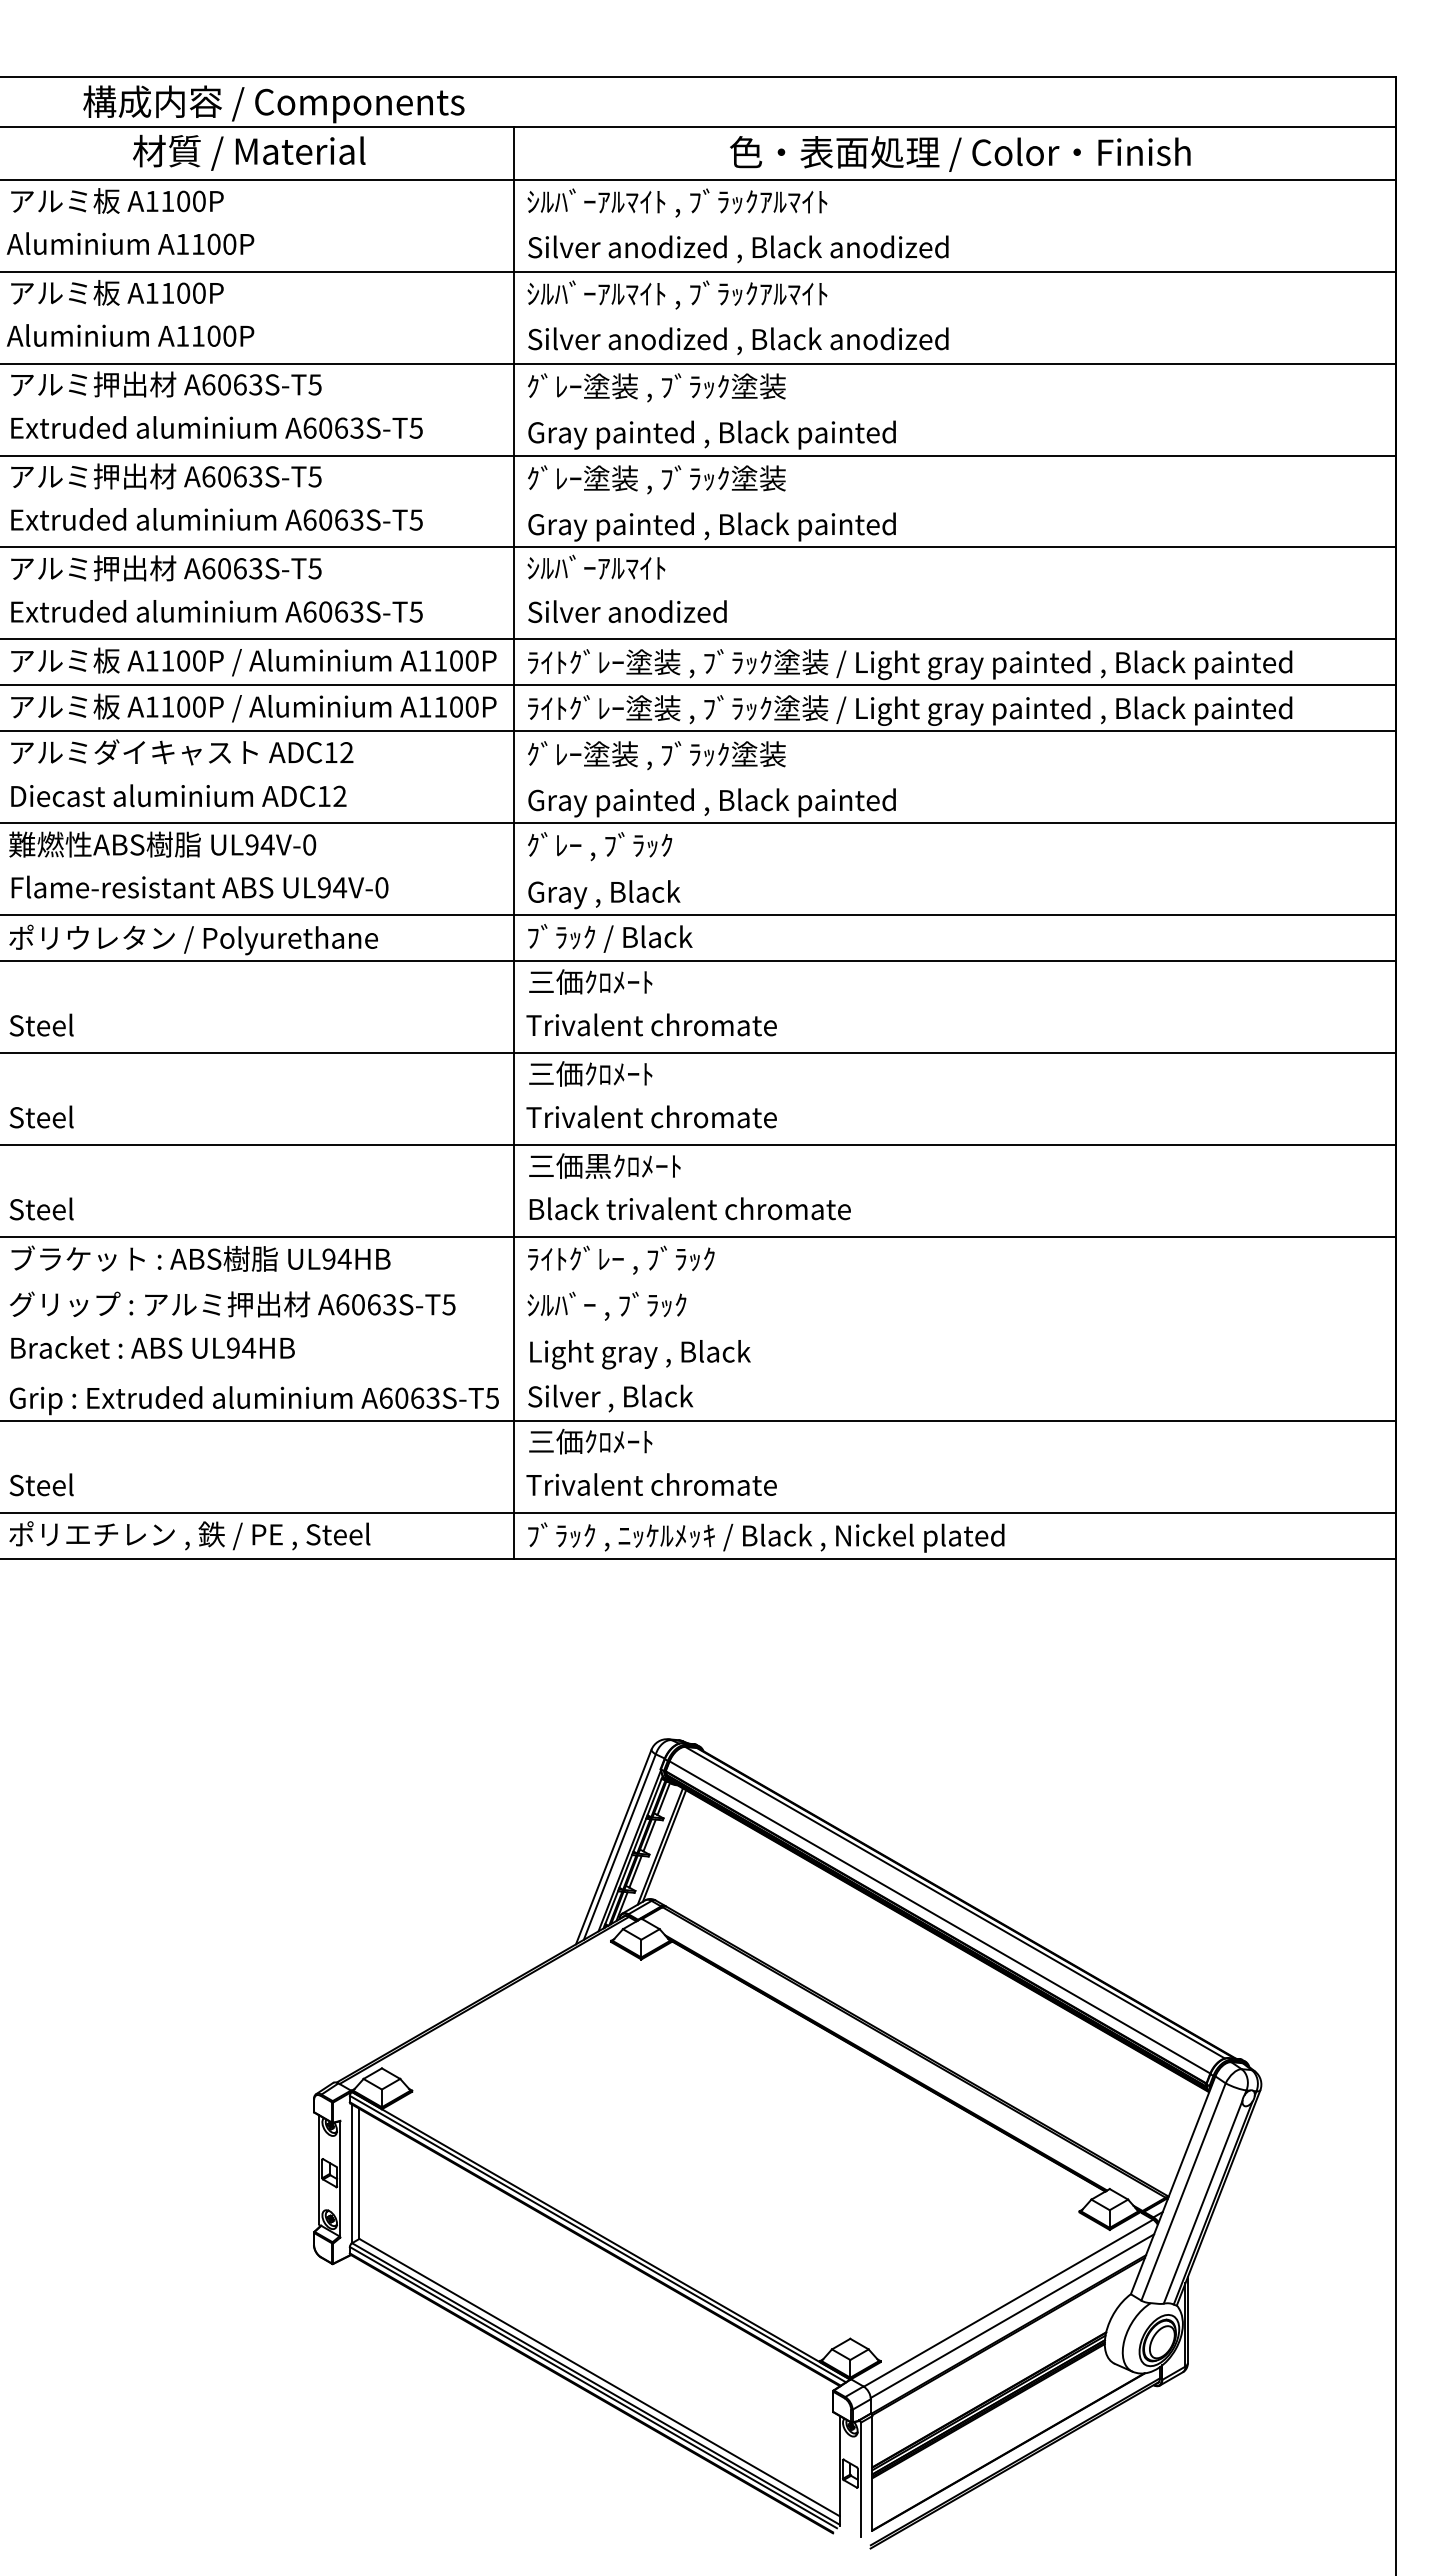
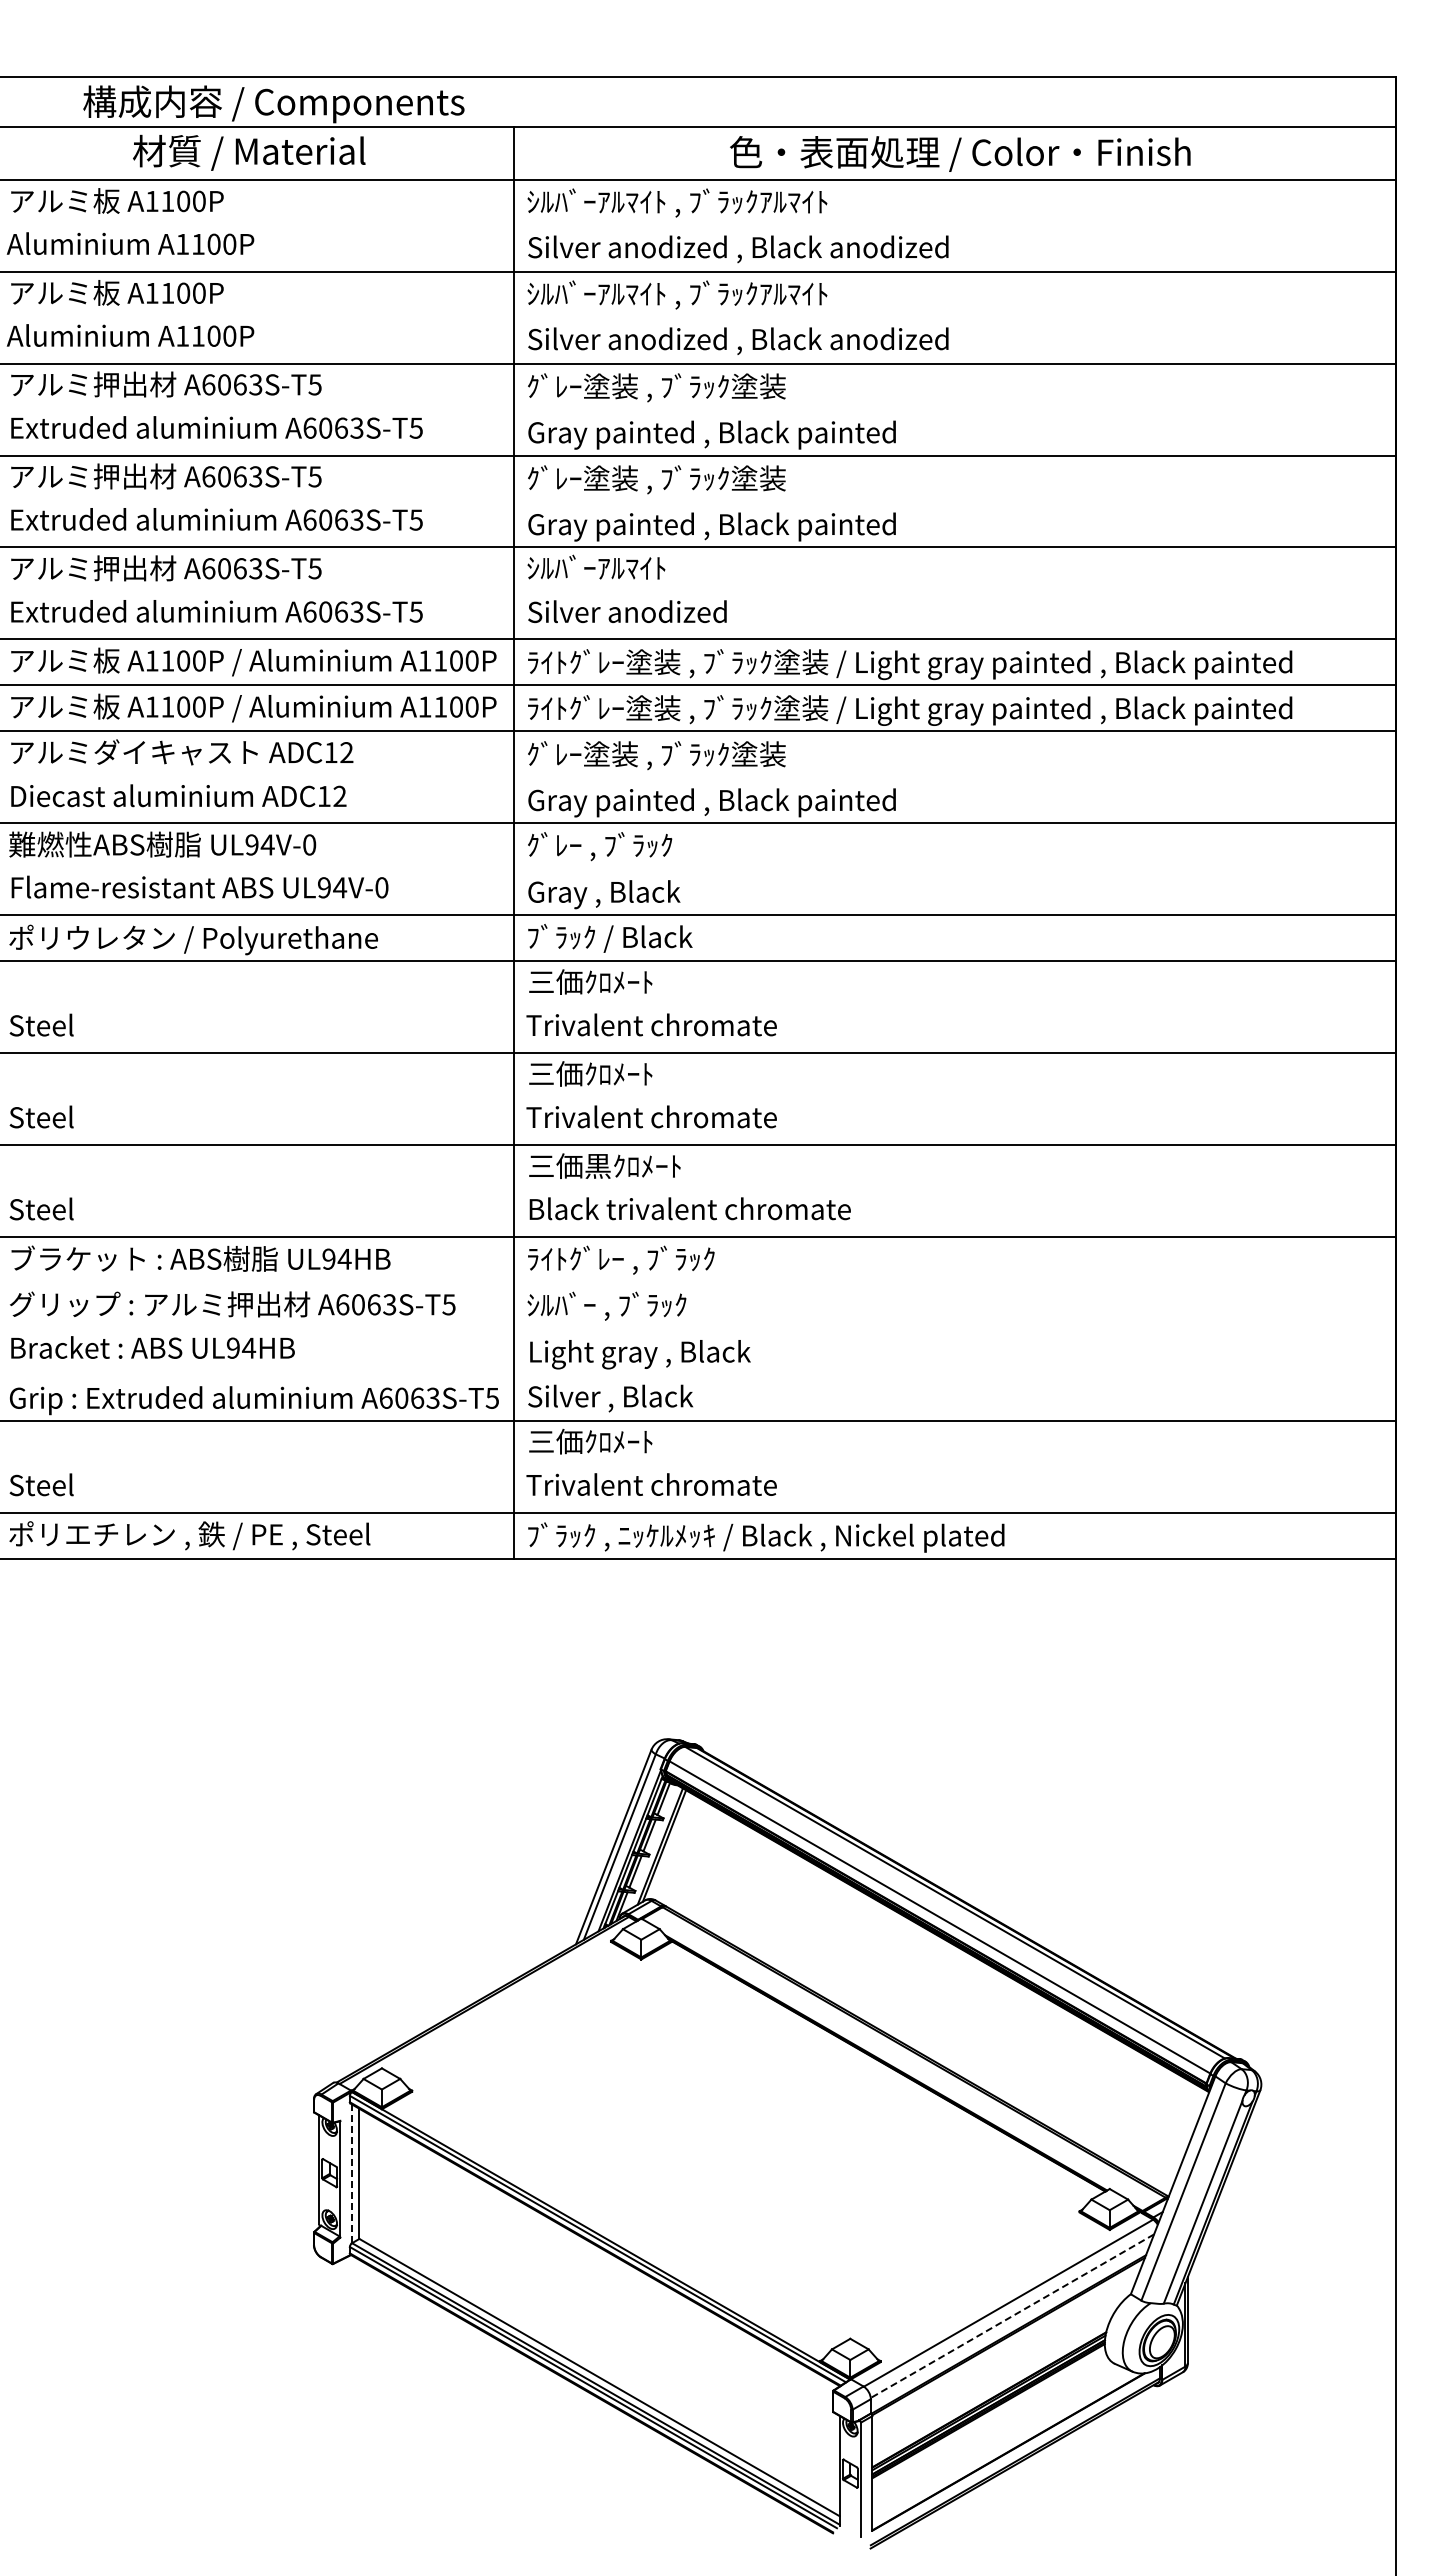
line: solid -> dashed (351, 2173)
line: solid -> dashed (1012, 2316)
